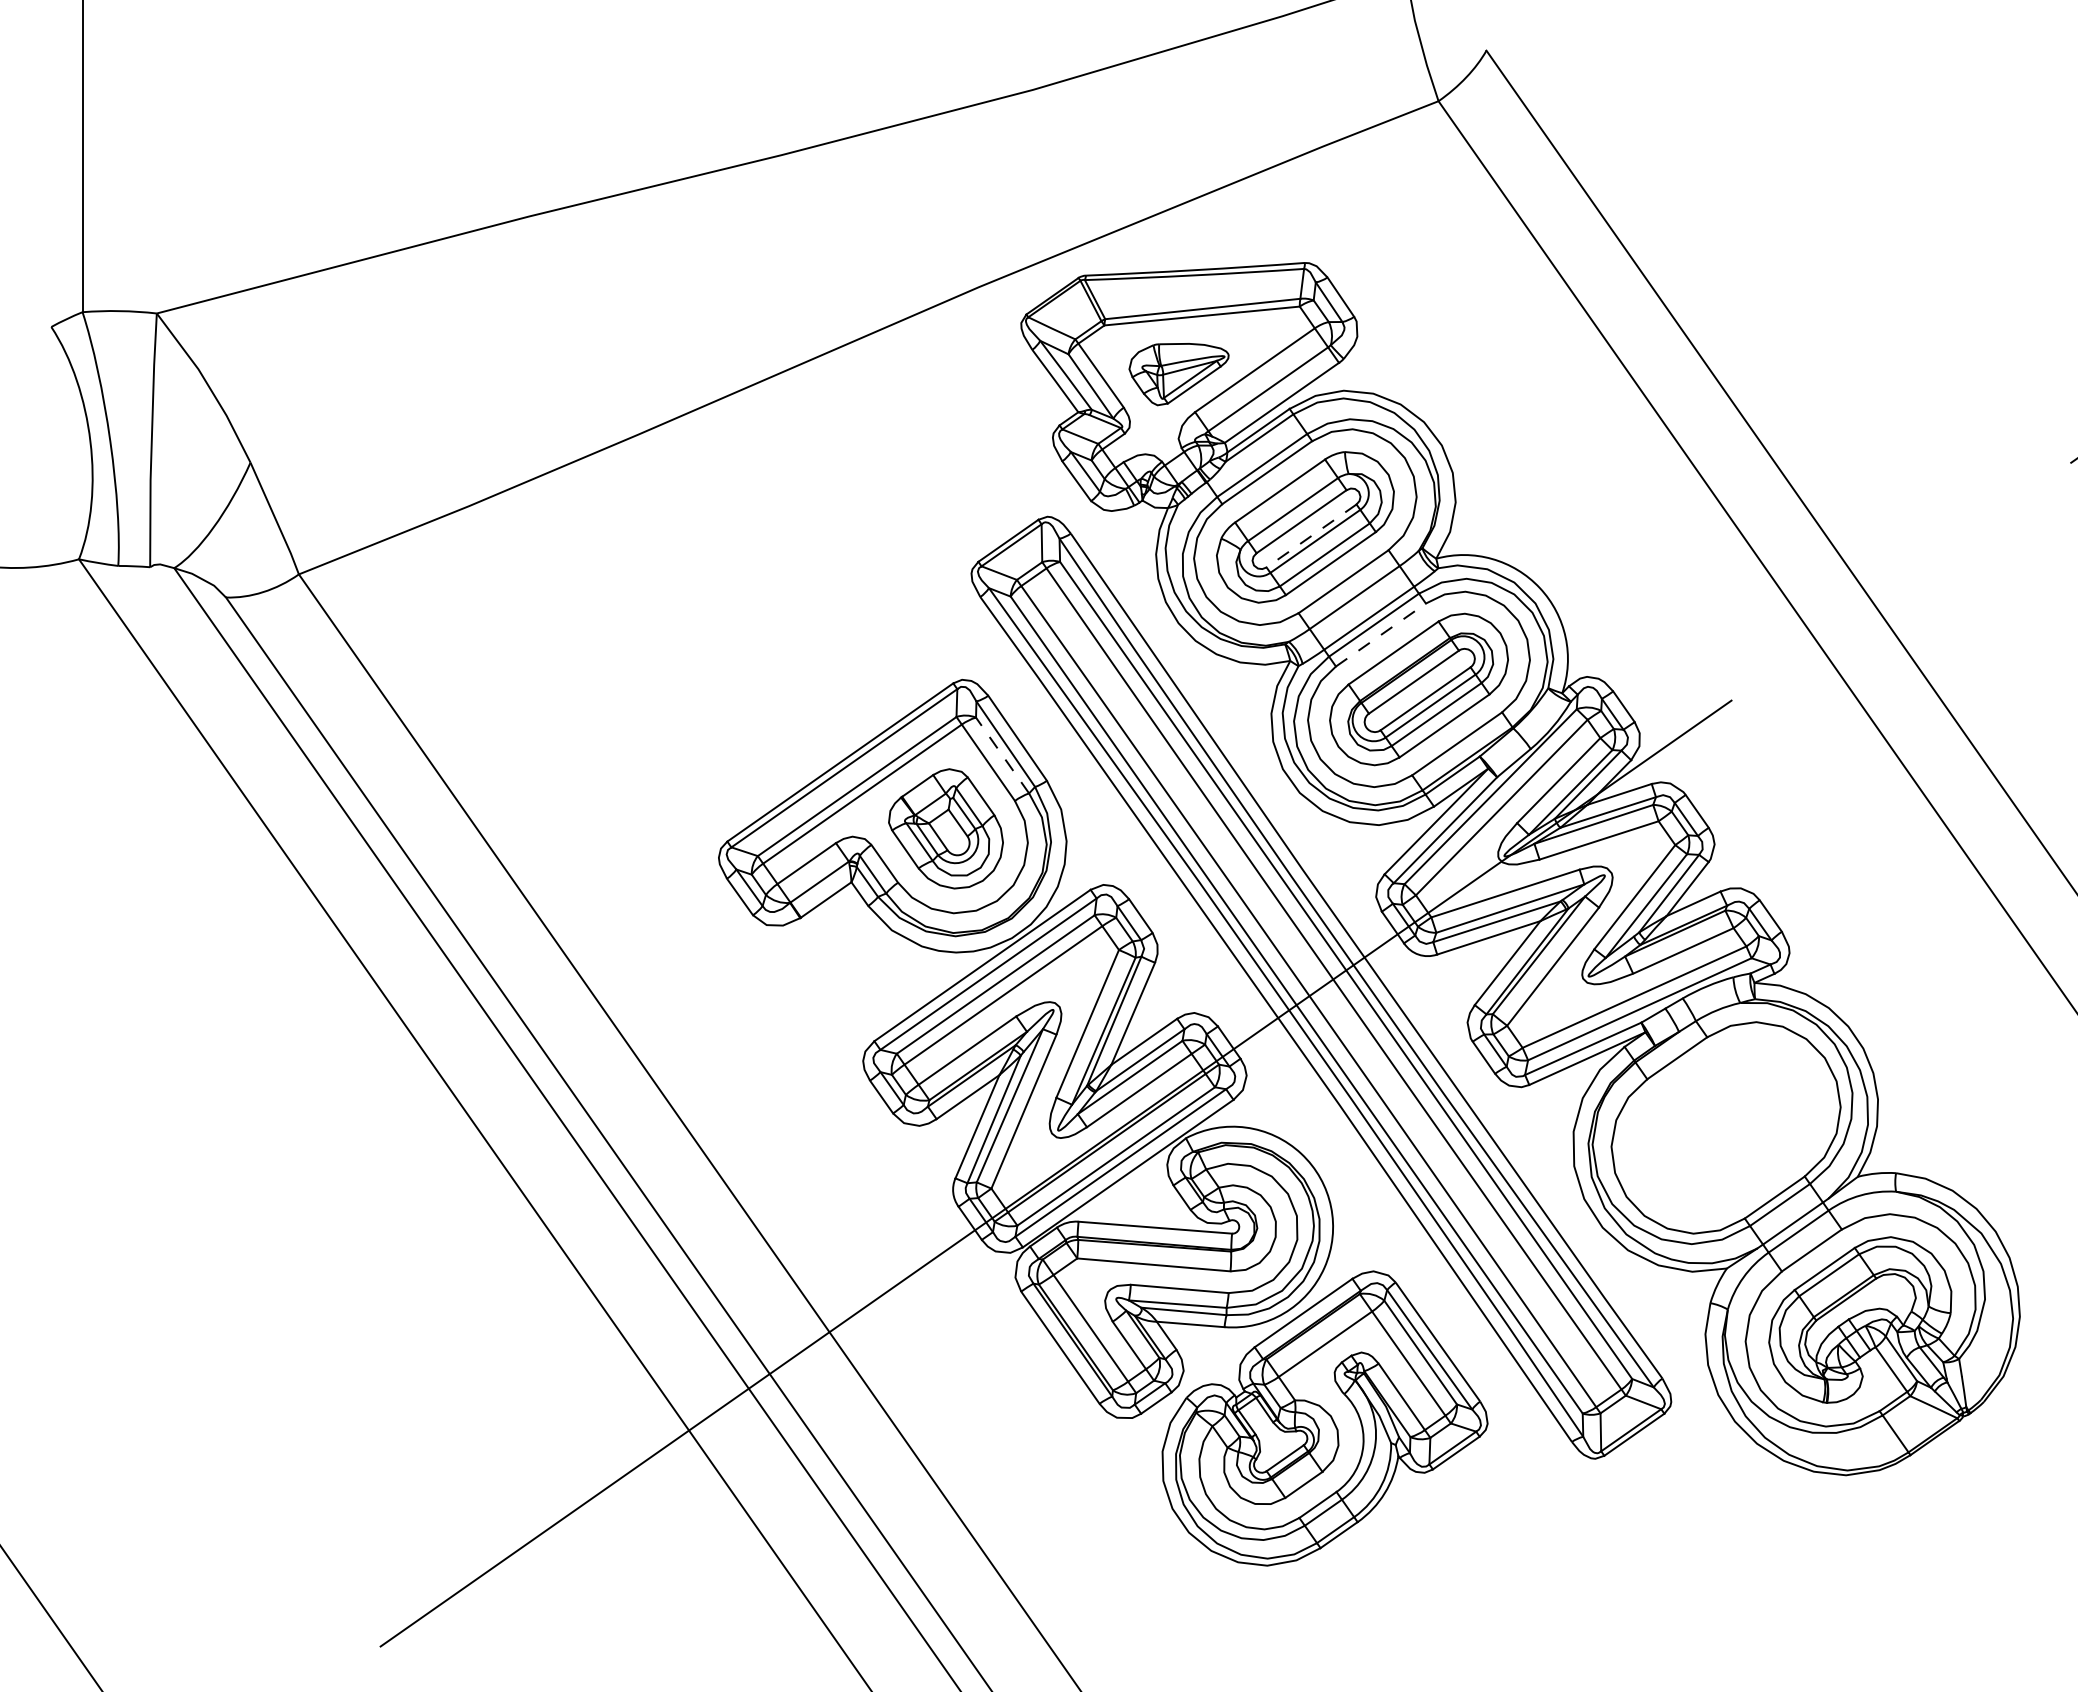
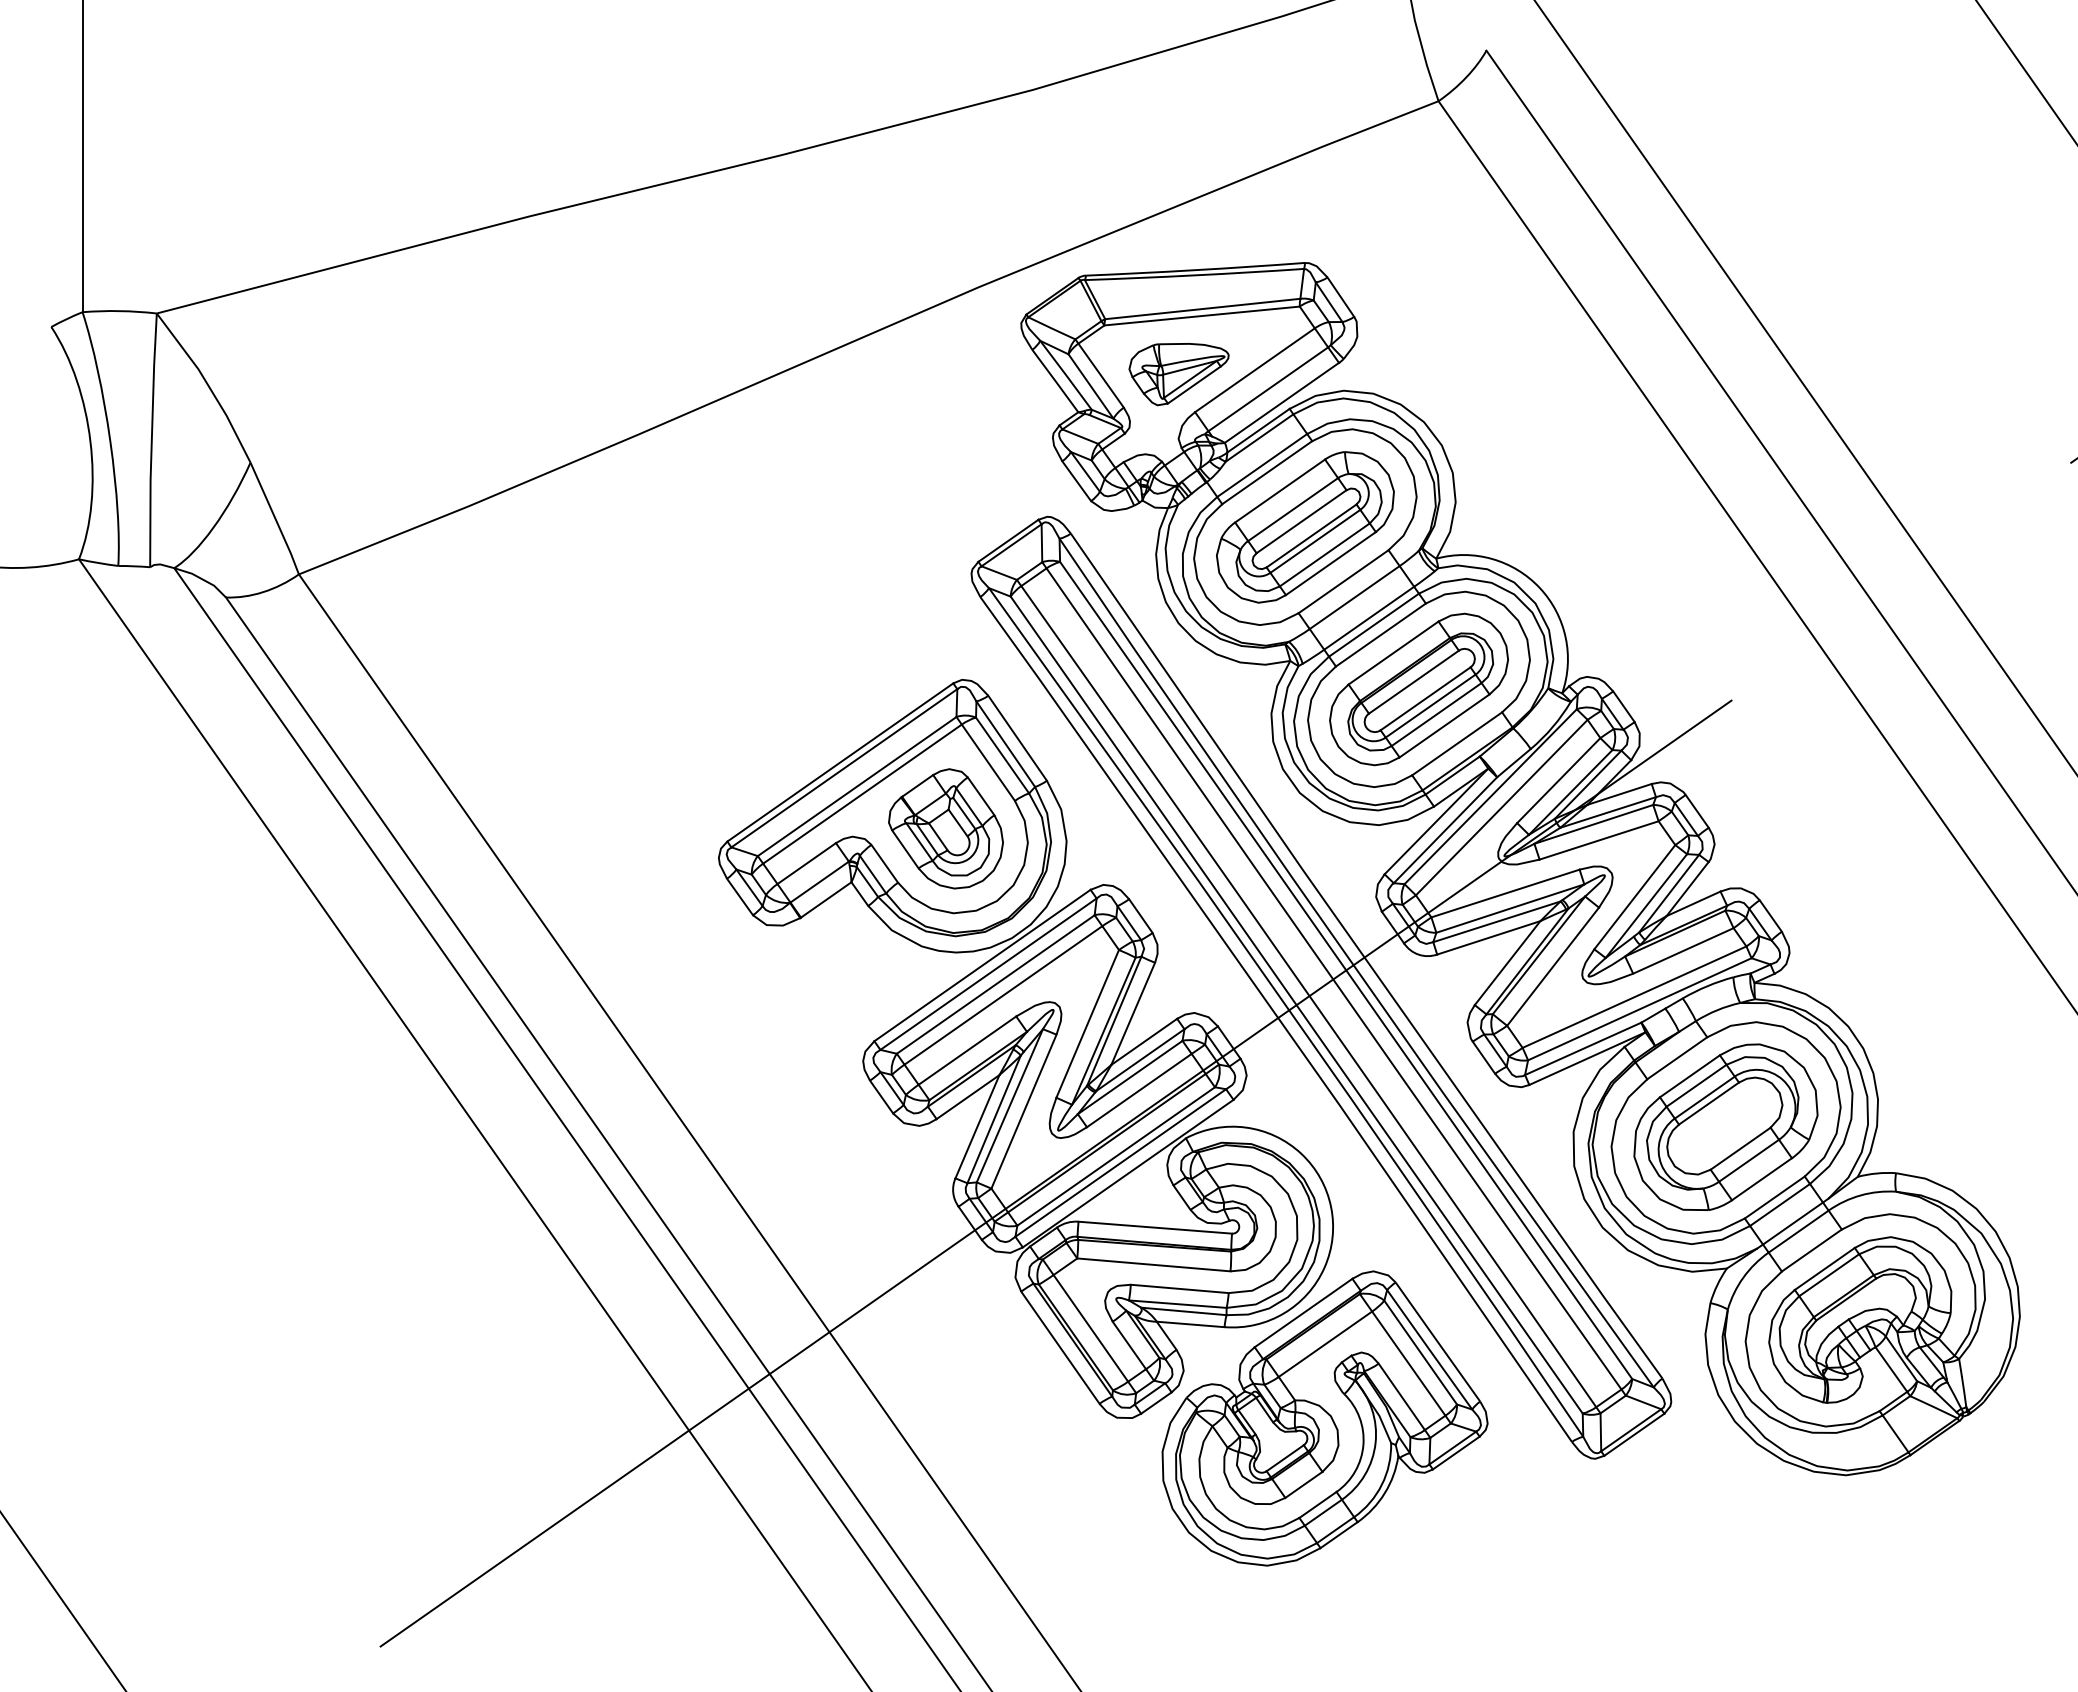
line: none -> present (2025, 71)
line: none -> present (1805, 387)
line: dashed -> solid (1311, 535)
line: dashed -> solid (1380, 635)
line: dashed -> solid (1002, 755)
part: none -> present (1725, 1126)
line position: (51, 1618) -> (62, 1601) (62, 1601)
